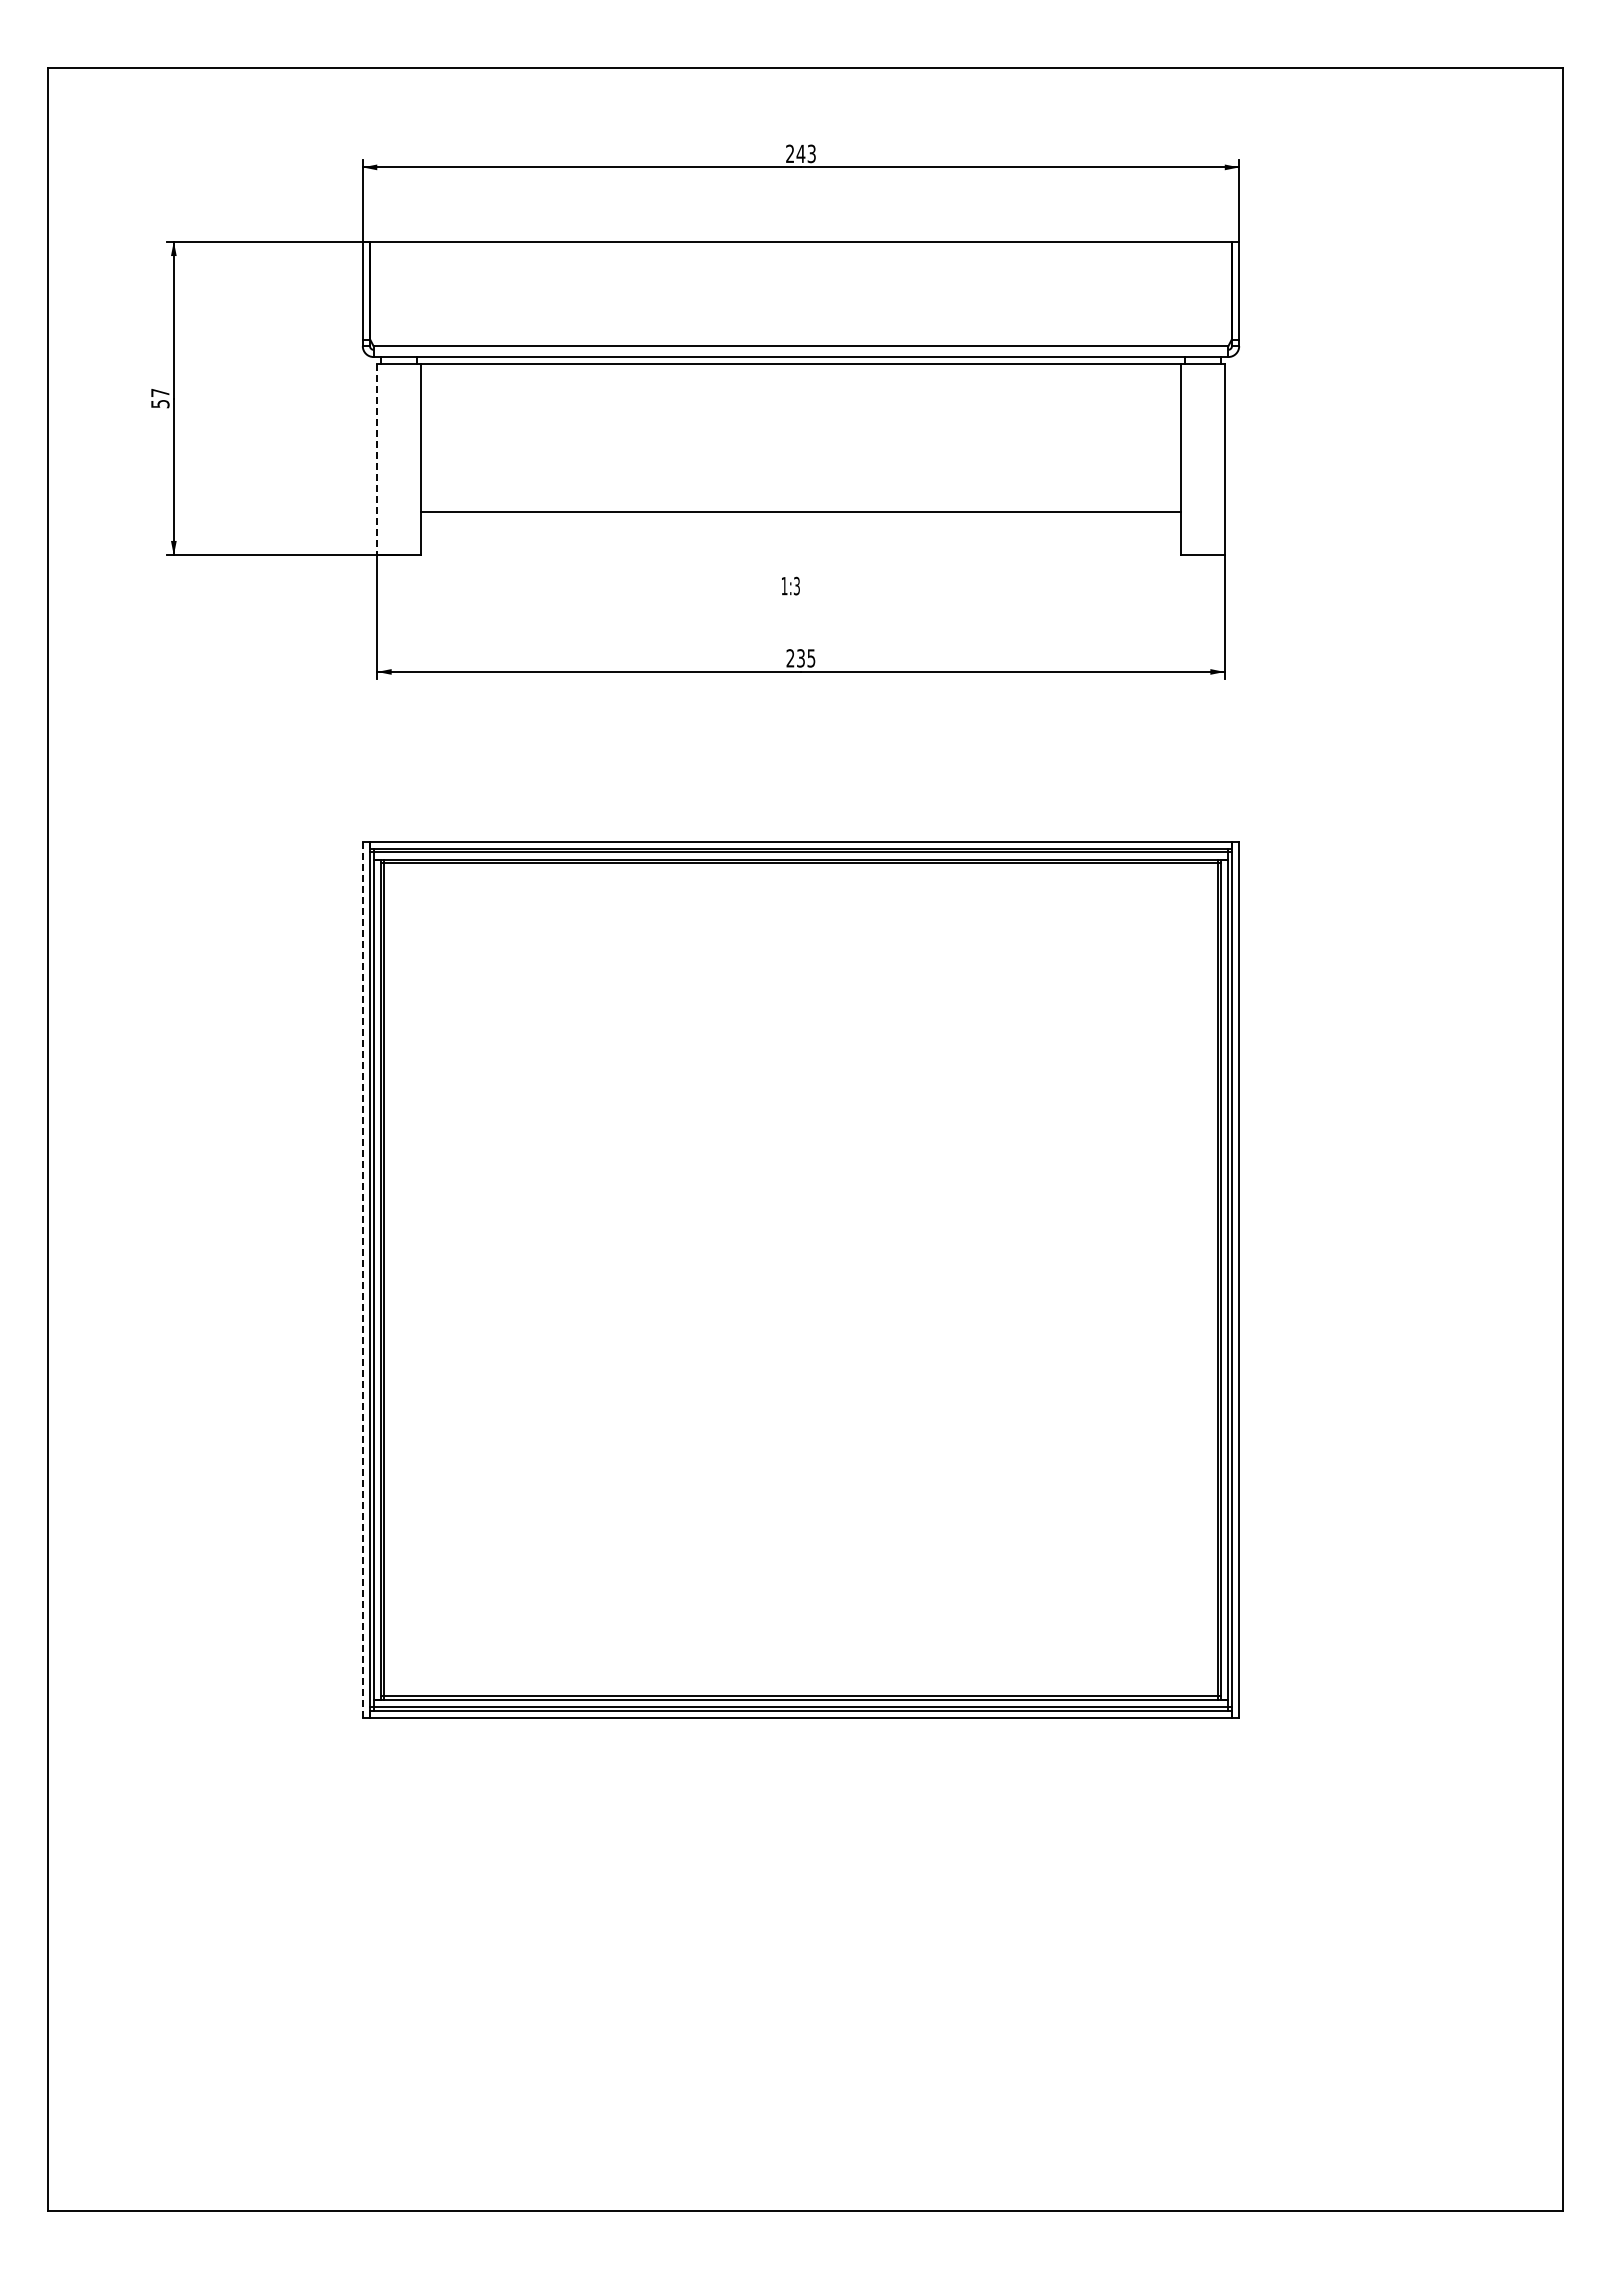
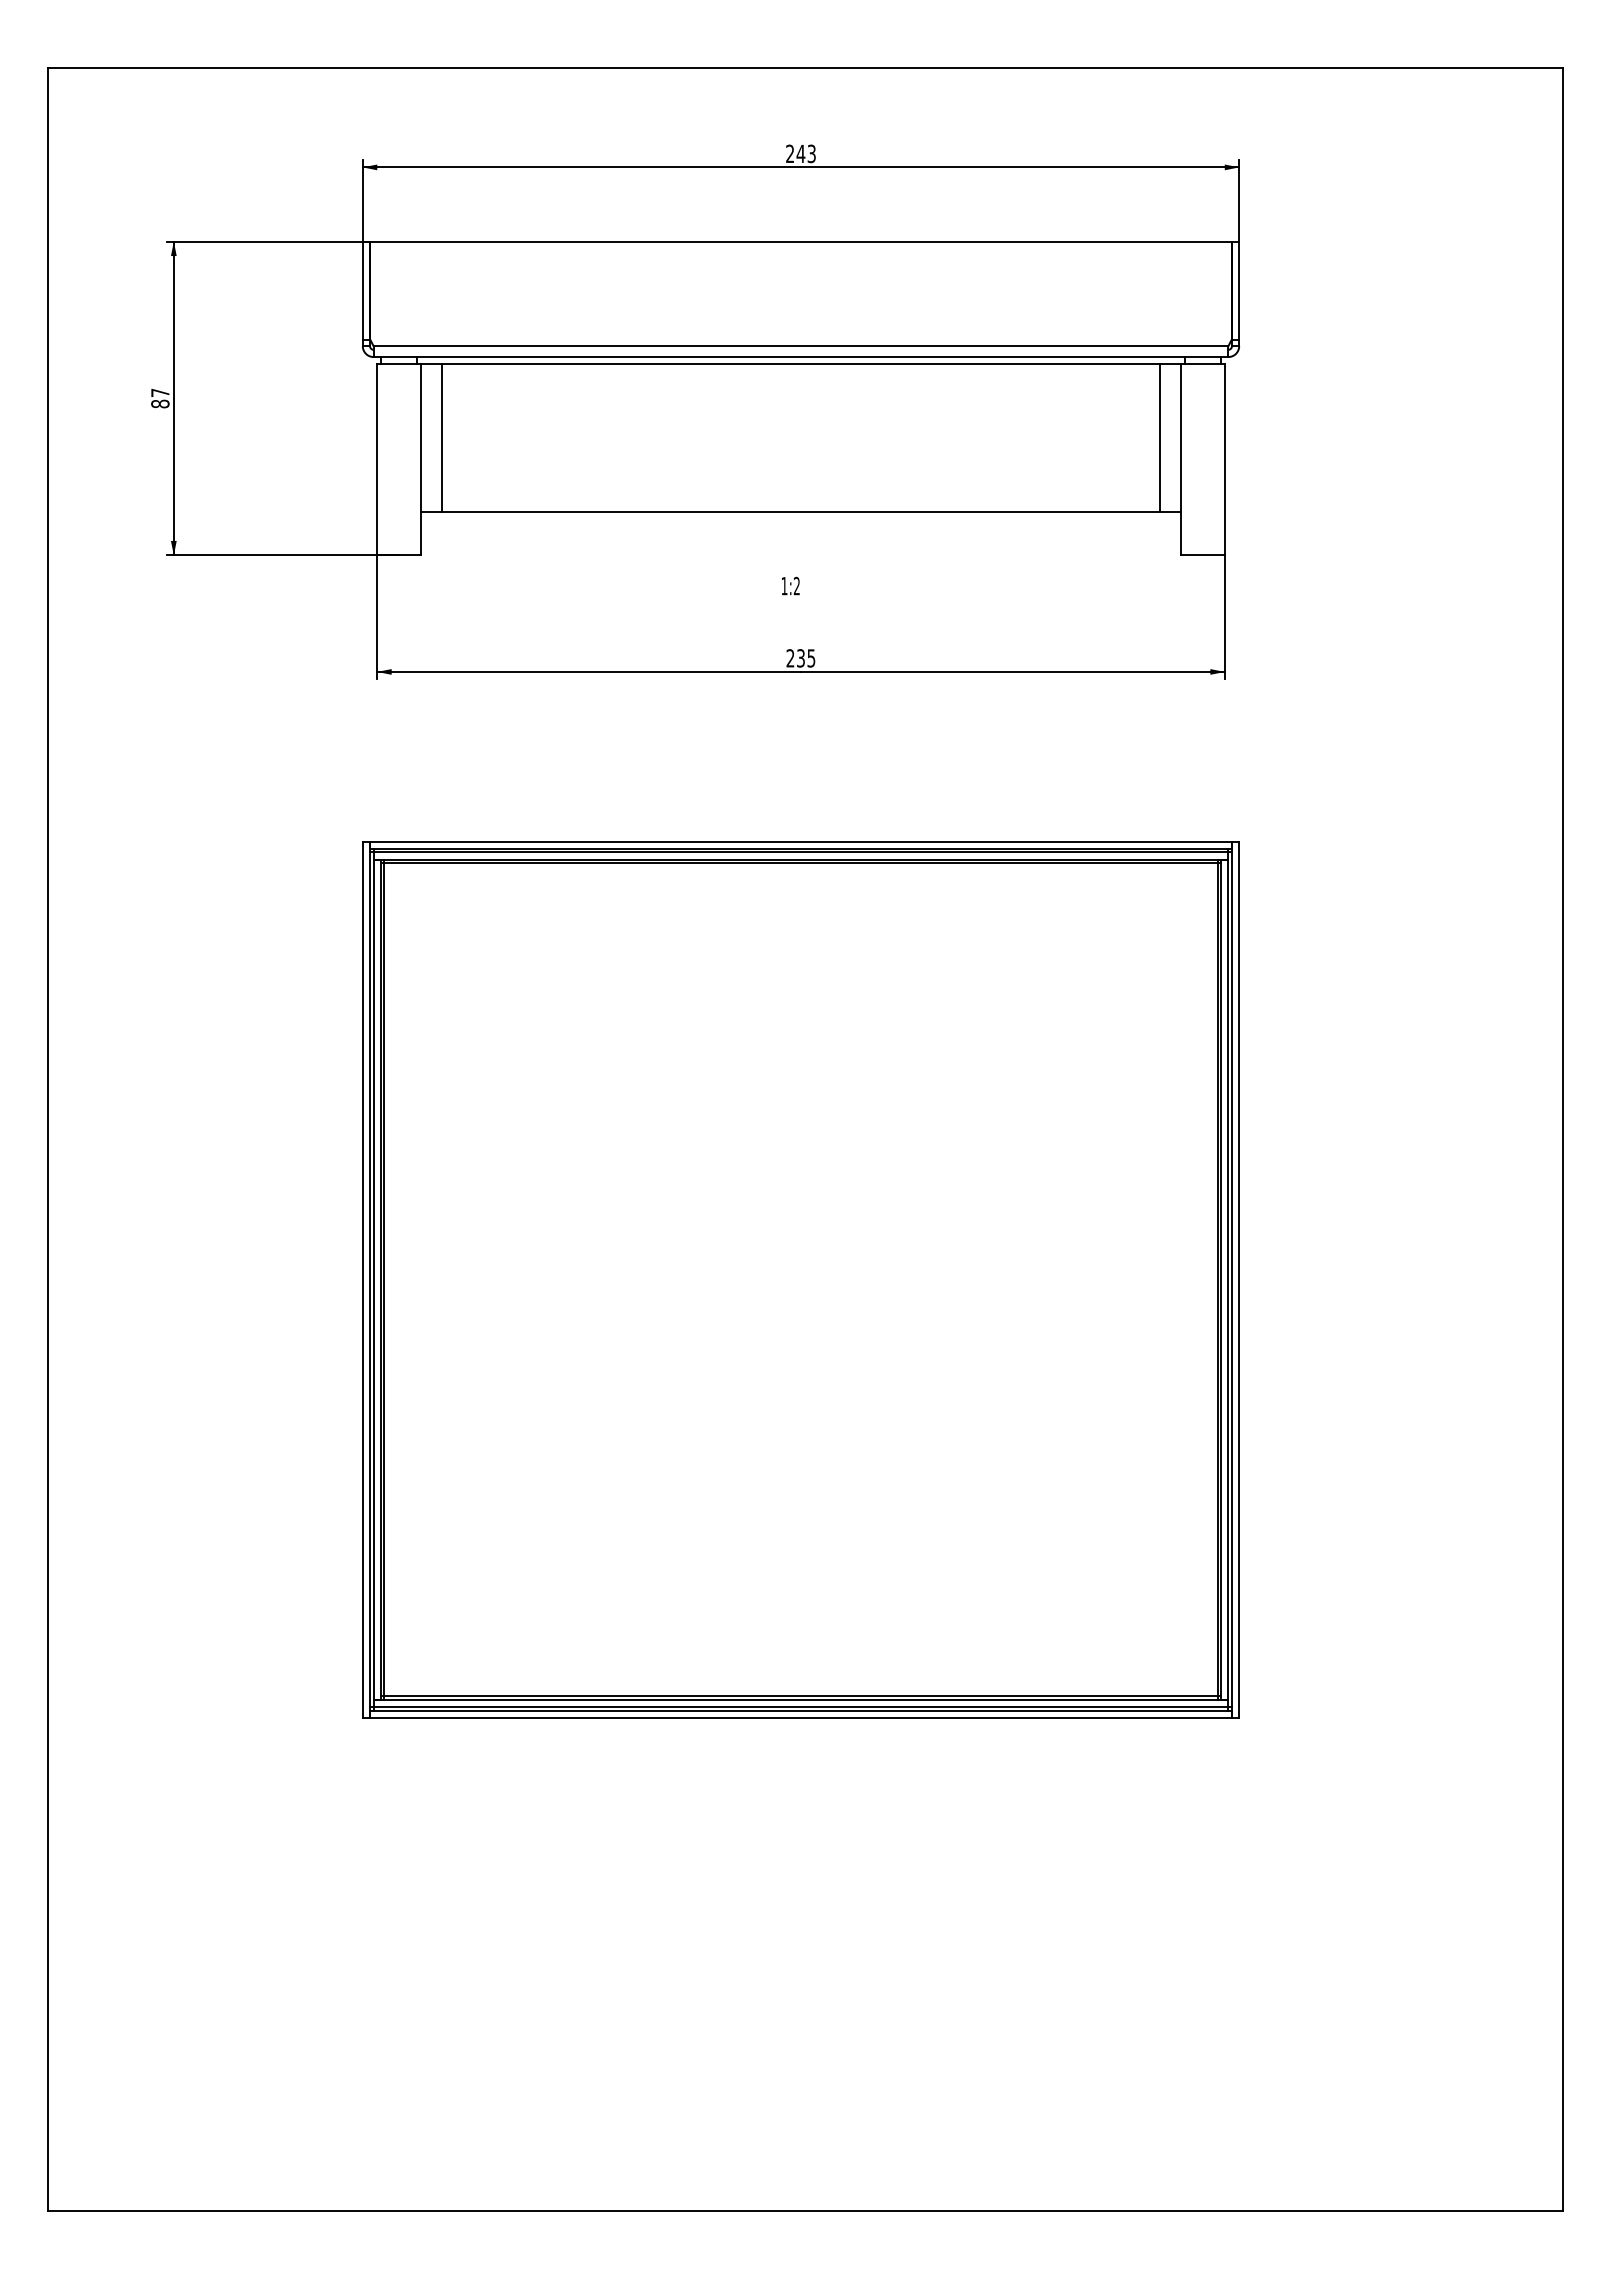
text: 57 -> 87 (160, 403)
line: none -> present (441, 438)
line: none -> present (1160, 438)
line: dashed -> solid (377, 459)
text: 1:3 -> 1:2 (796, 586)
line: dashed -> solid (362, 1280)
